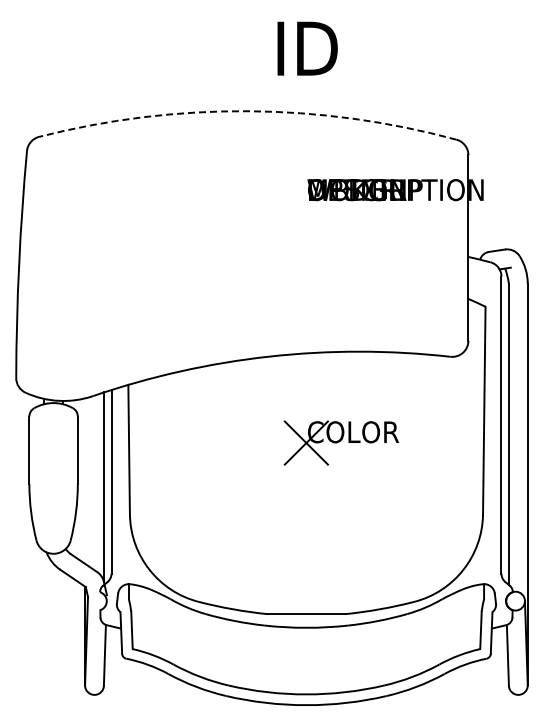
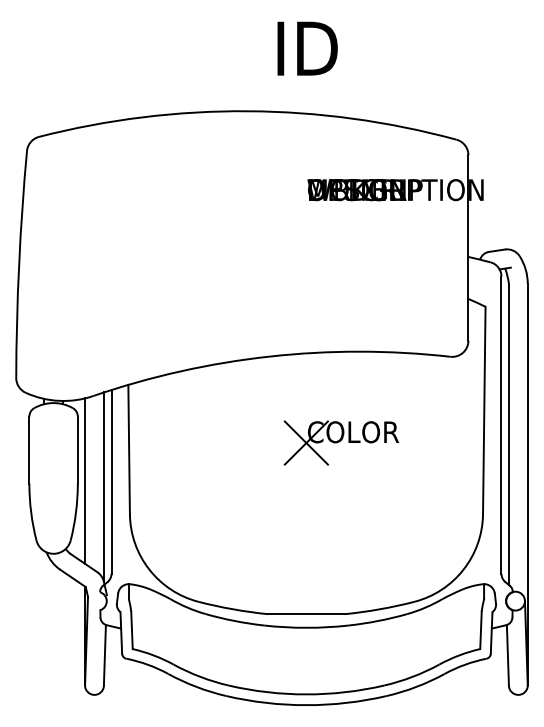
arc: dashed -> solid (247, 111)
line: none -> present (85, 480)
